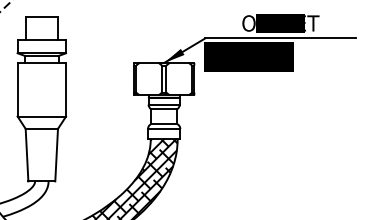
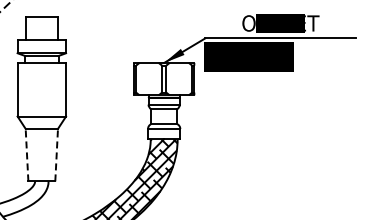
line: solid -> dashed (27, 154)
line: solid -> dashed (56, 154)
